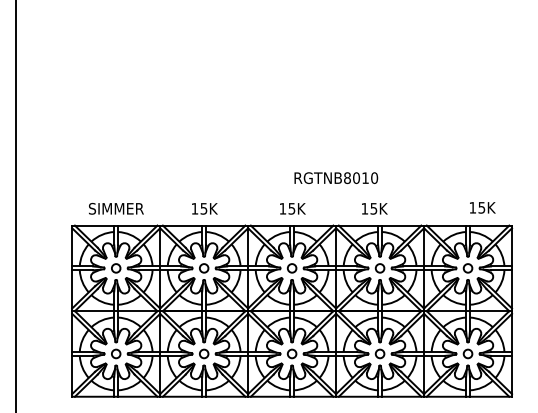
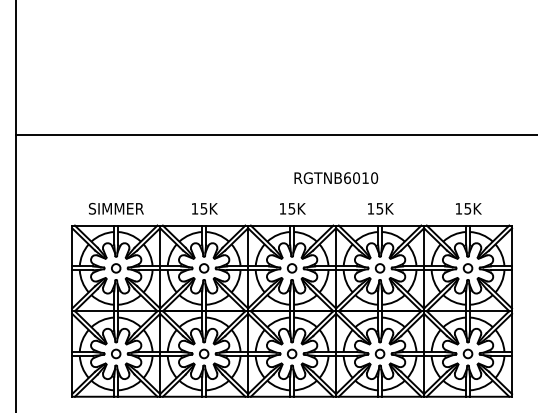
line: none -> present (275, 135)
text: RGTNB8010 -> RGTNB6010 (347, 177)
text position: (482, 207) -> (468, 208) (468, 208)
text position: (374, 208) -> (380, 208) (380, 208)
